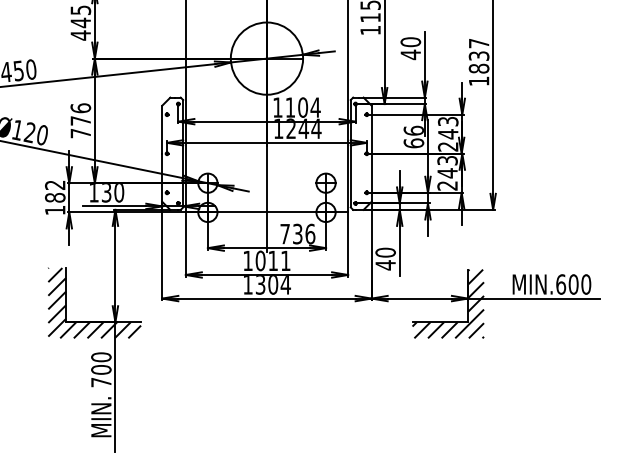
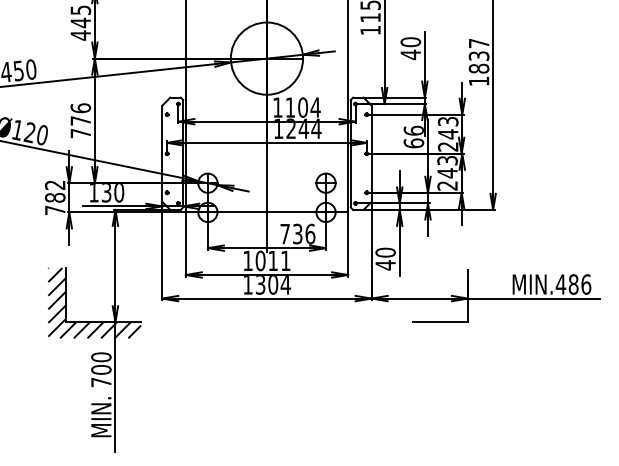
text: 182 -> 782 (55, 210)
text: MIN.600 -> MIN.486 (573, 284)
hatch: present -> none (448, 303)
